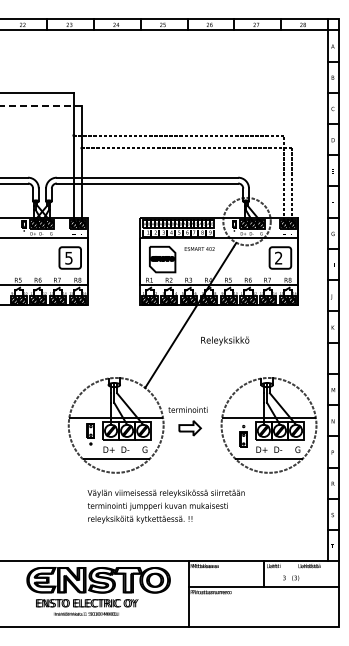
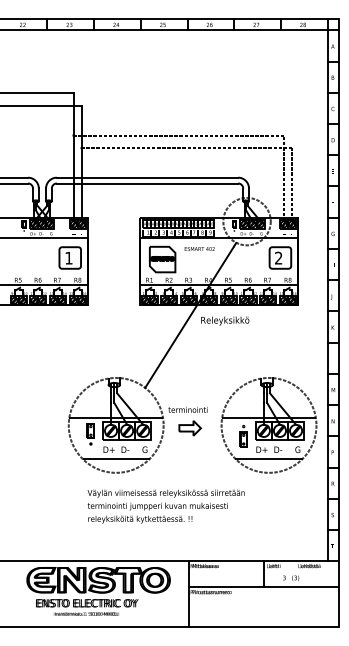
line: dashed -> solid (40, 106)
text: 5 -> 1 (68, 258)
text position: (225, 340) -> (225, 320) (225, 320)
